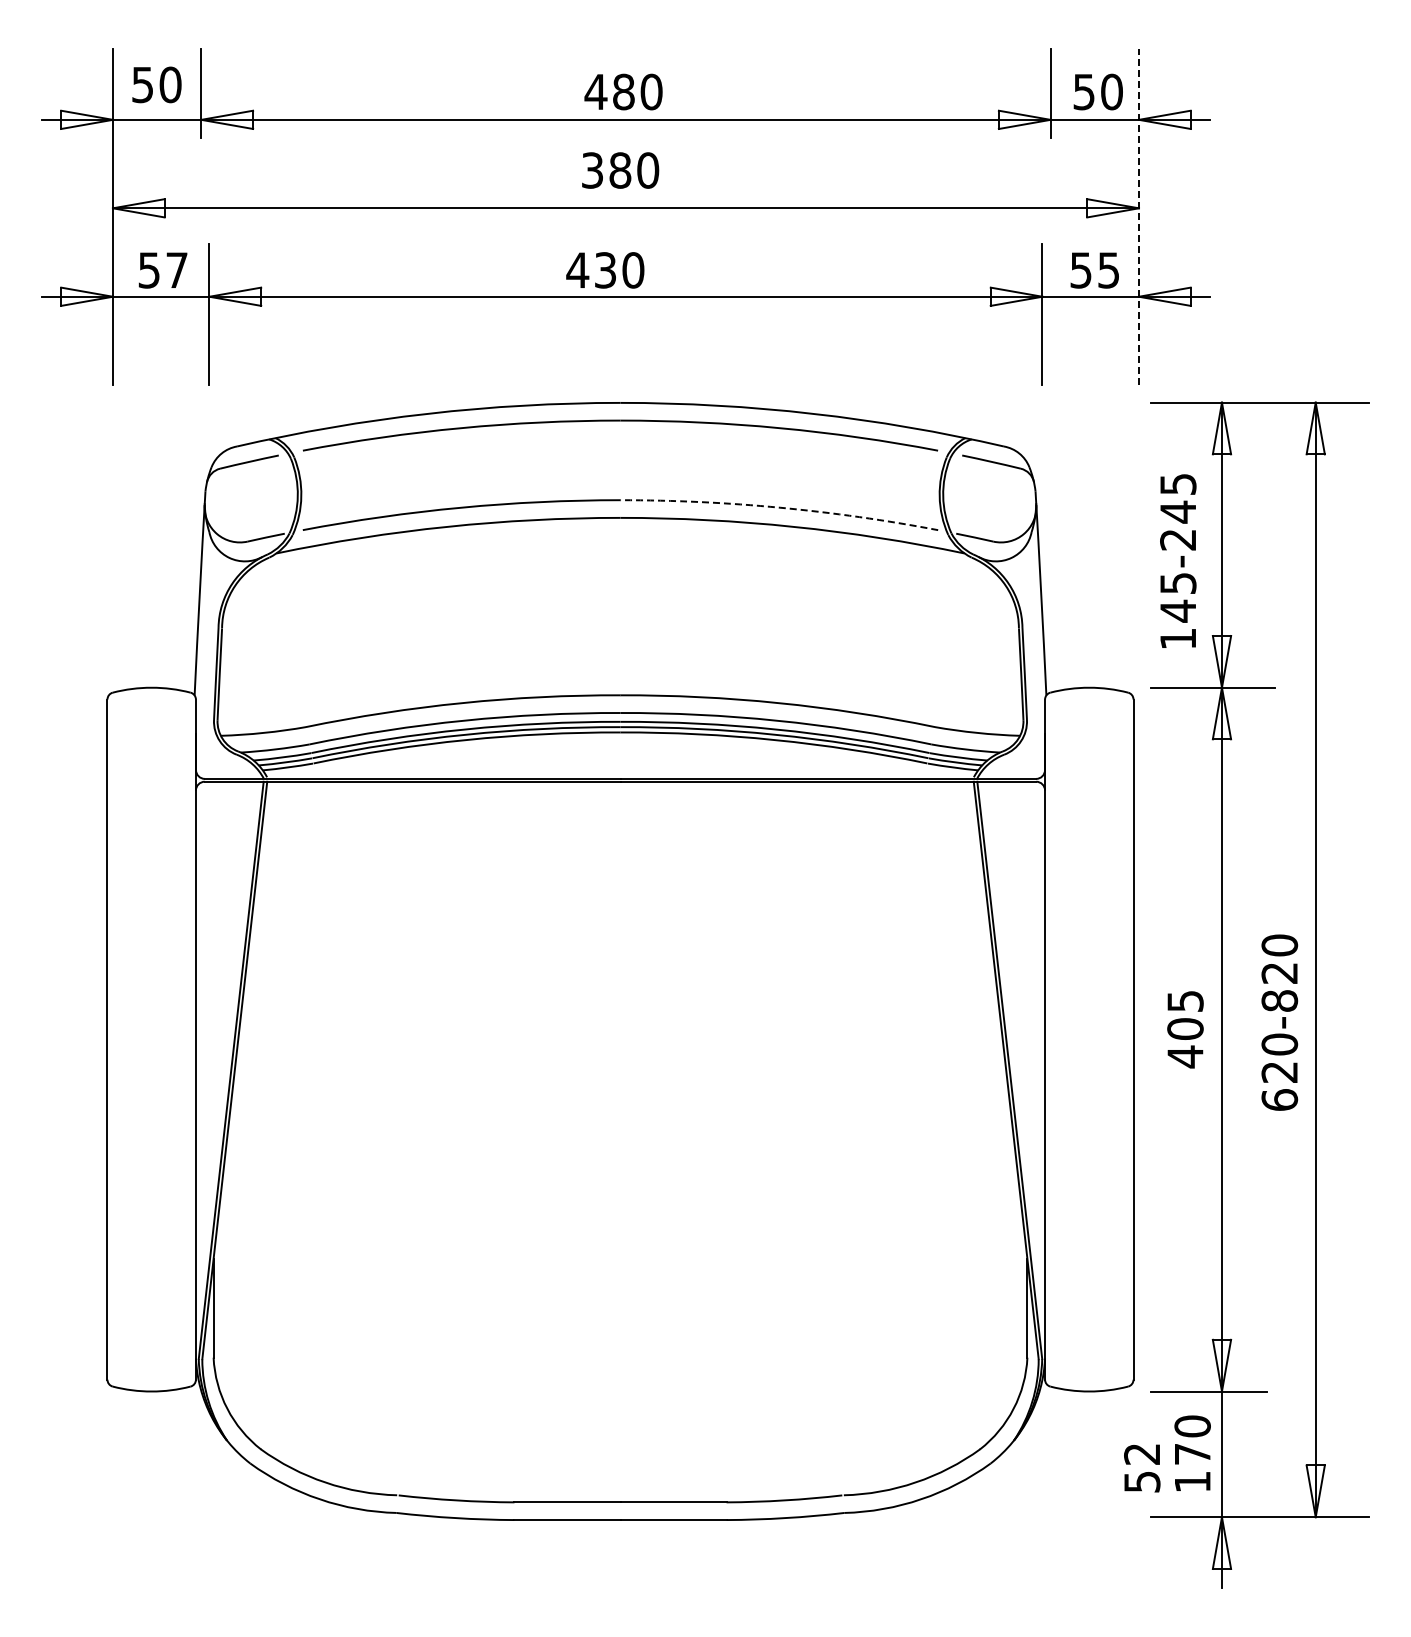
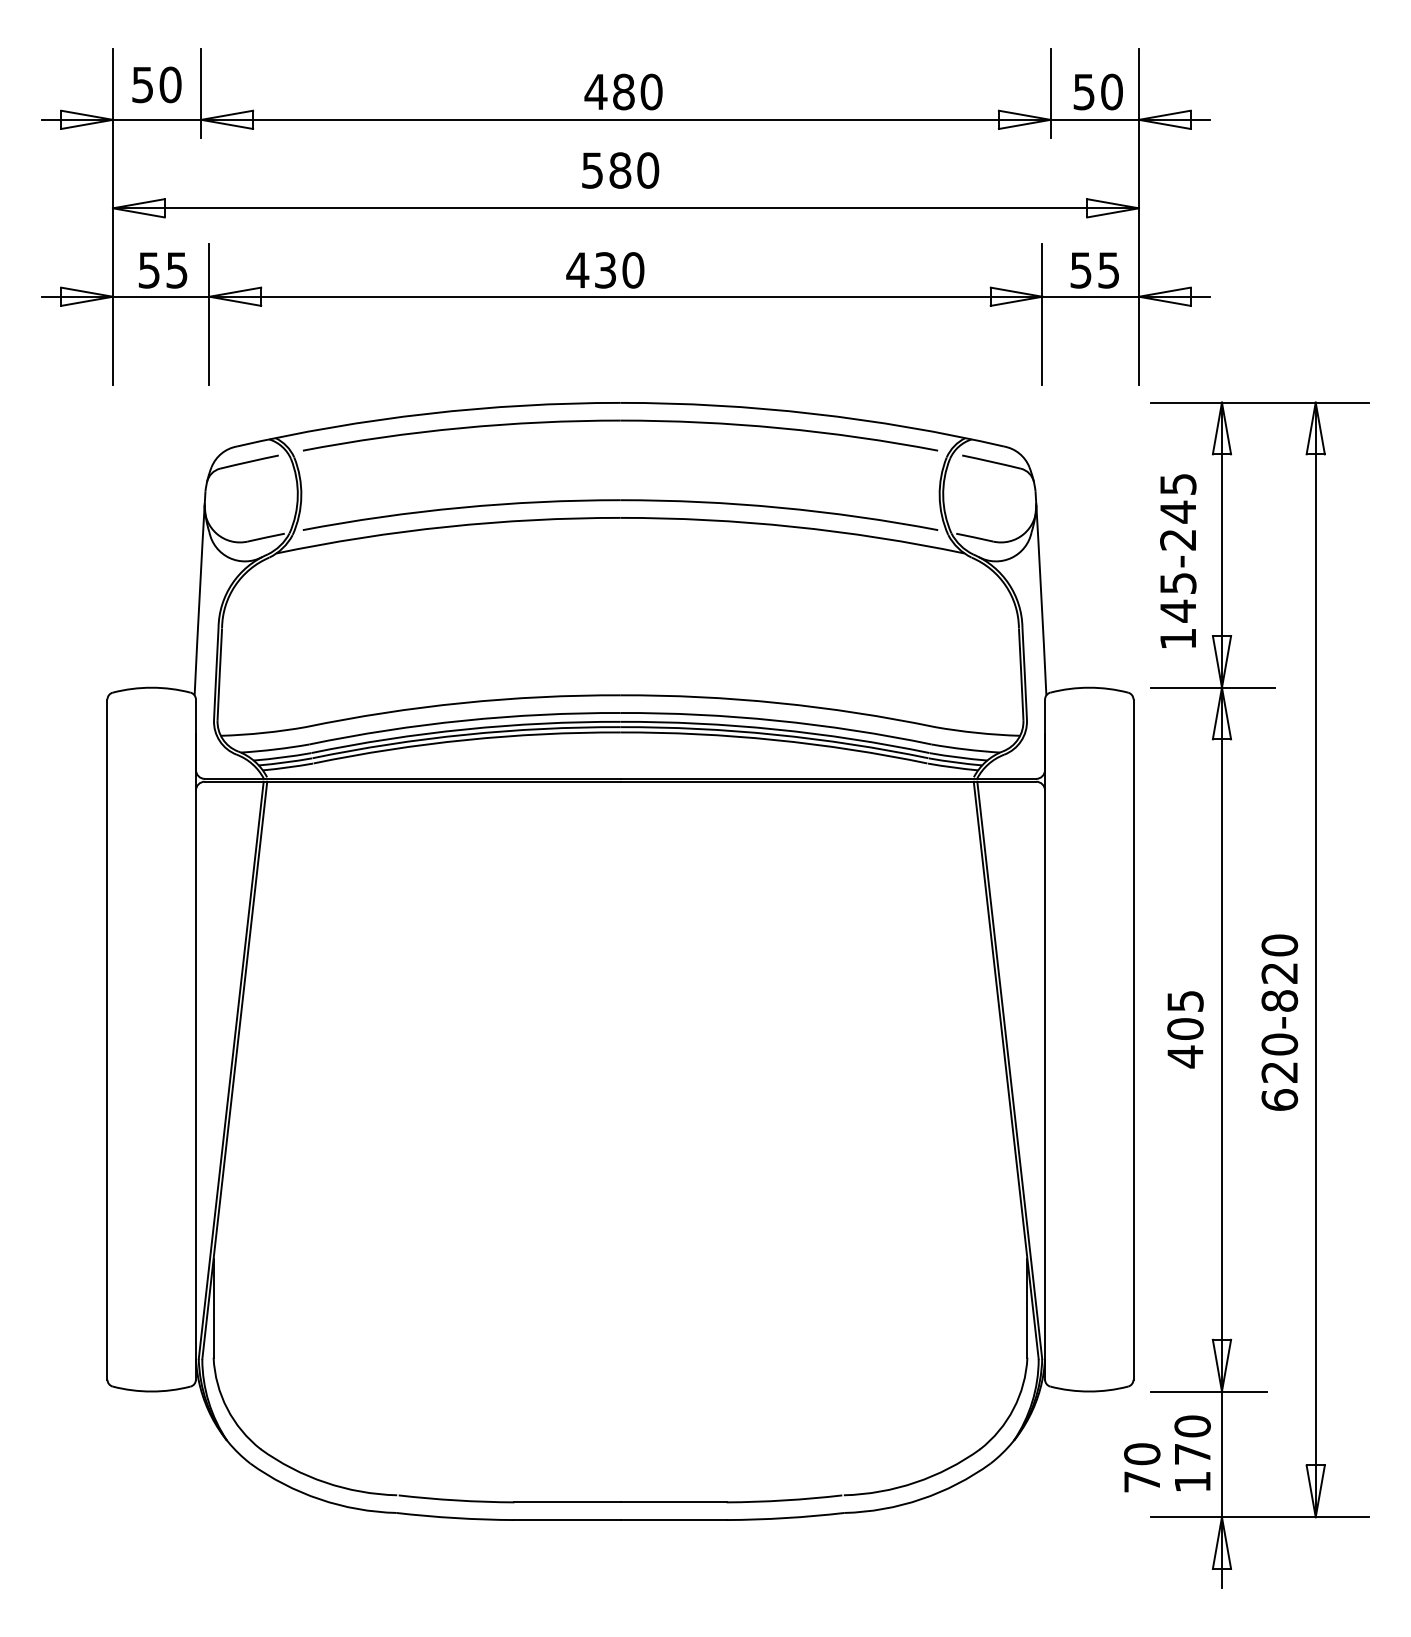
text: 380 -> 580 (592, 170)
line: dashed -> solid (1138, 216)
text: 57 -> 55 (176, 270)
arc: dashed -> solid (780, 507)
text: 52 -> 70 (1142, 1467)
